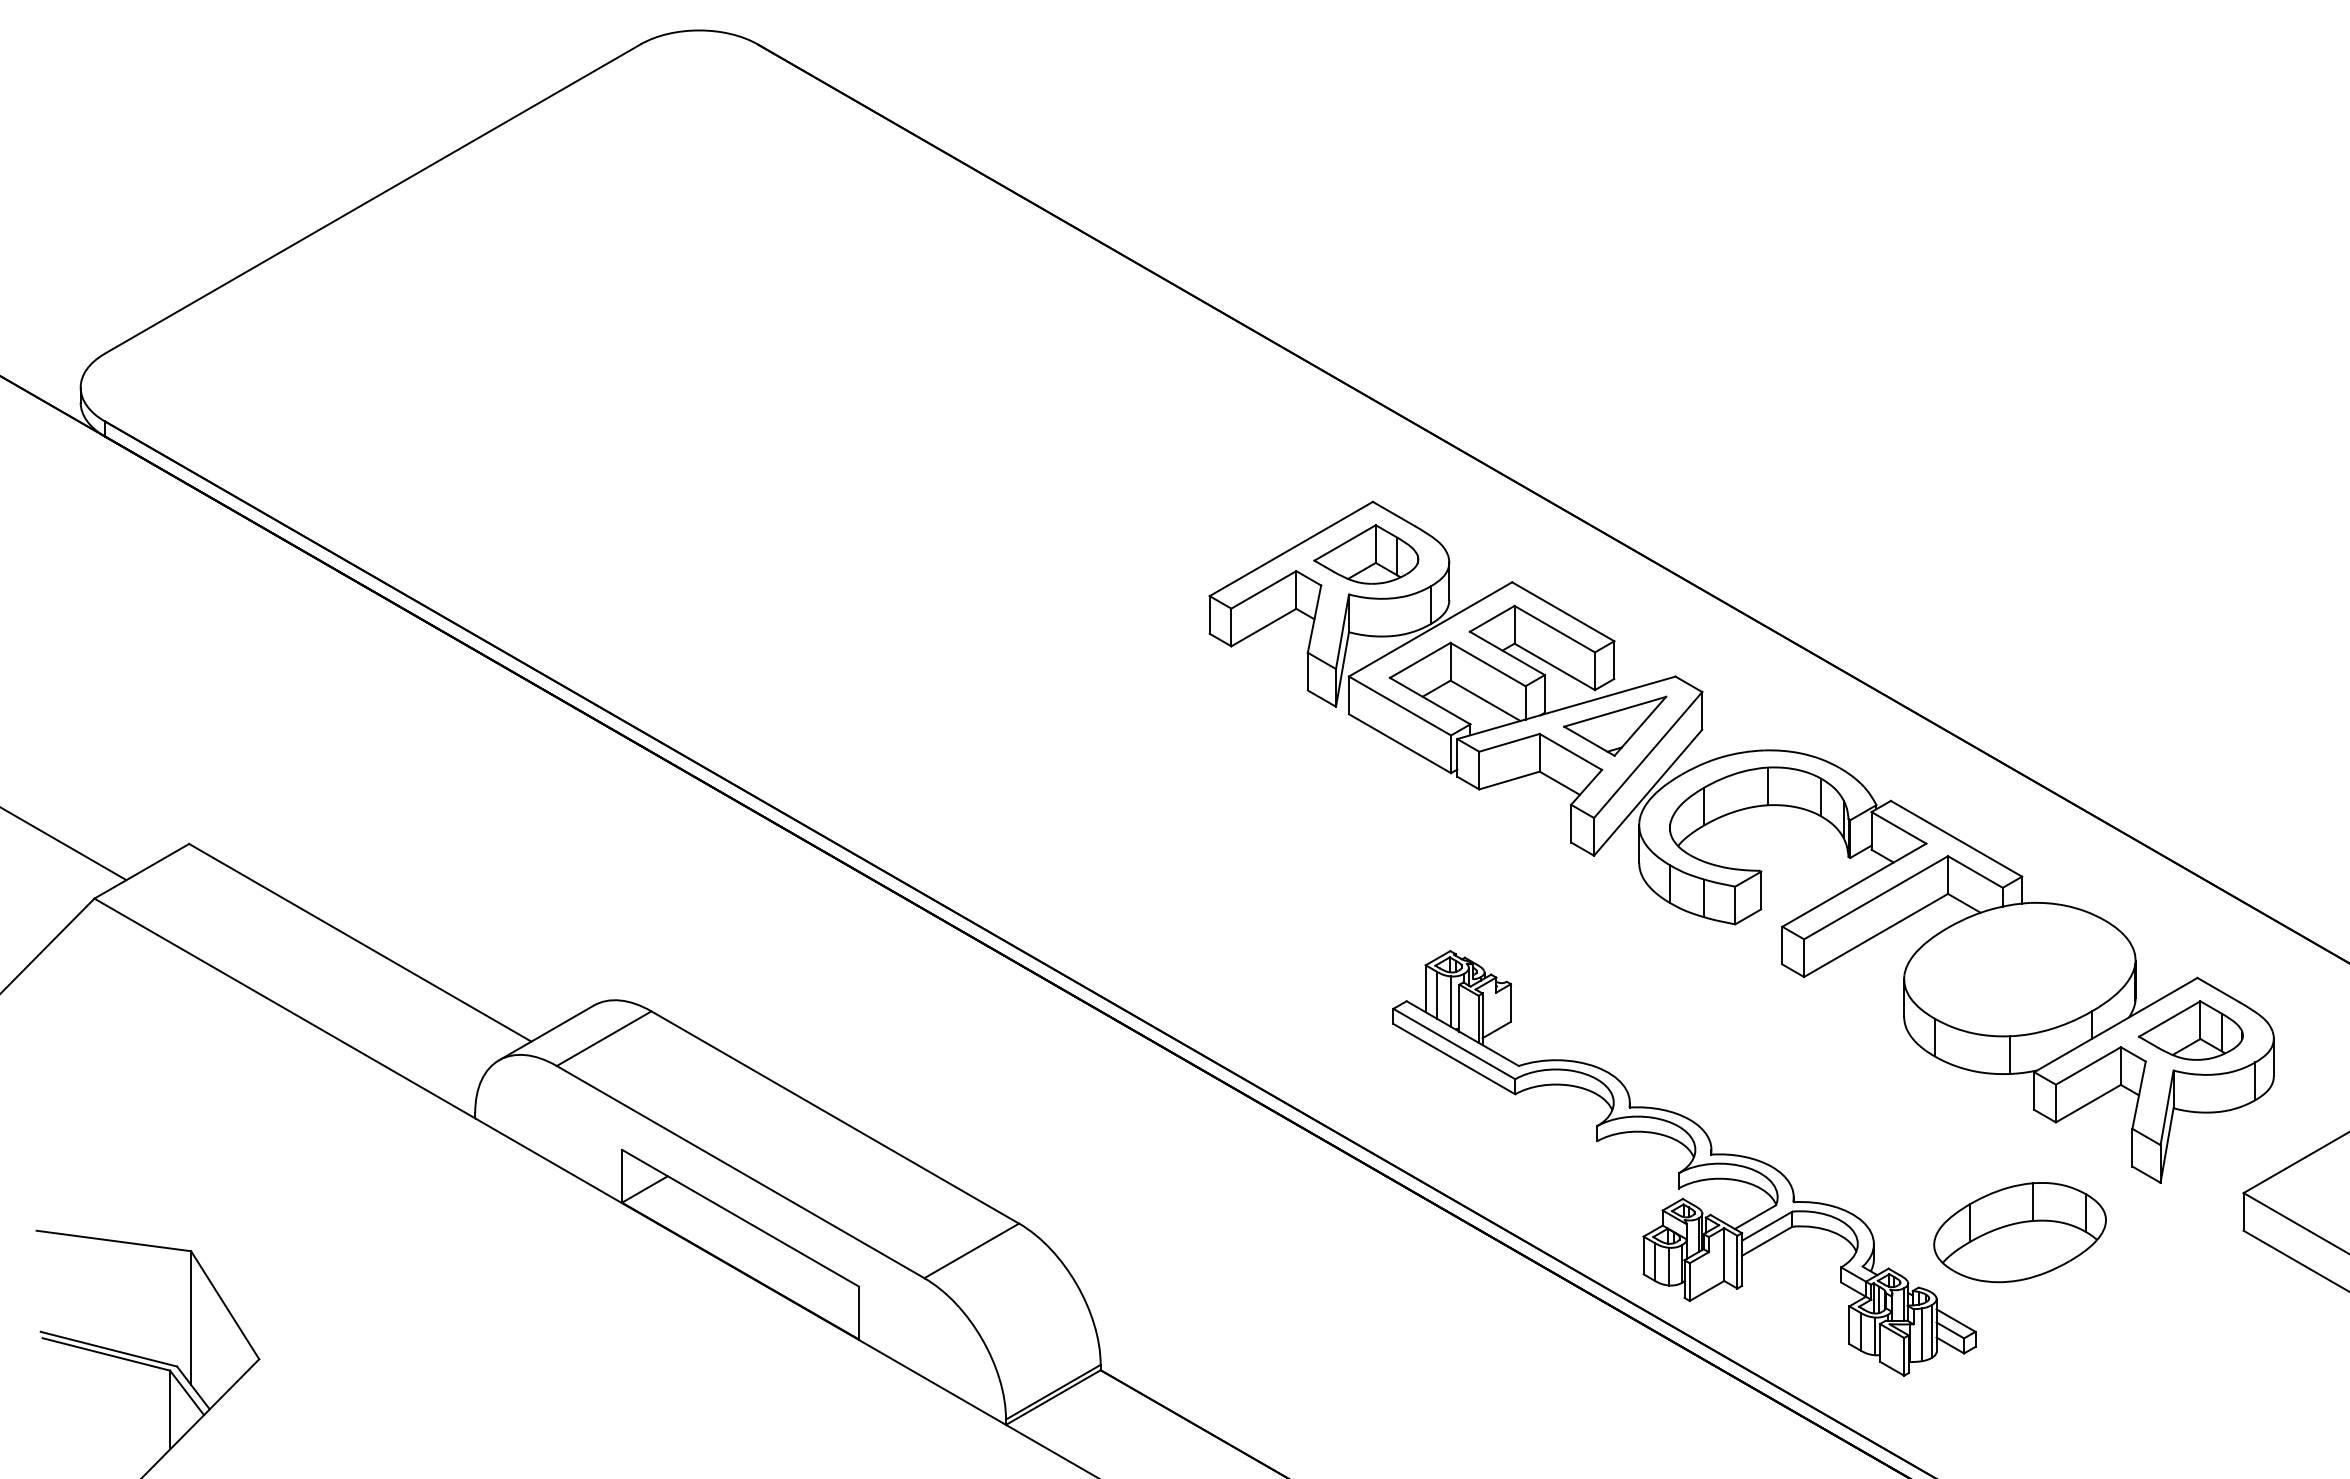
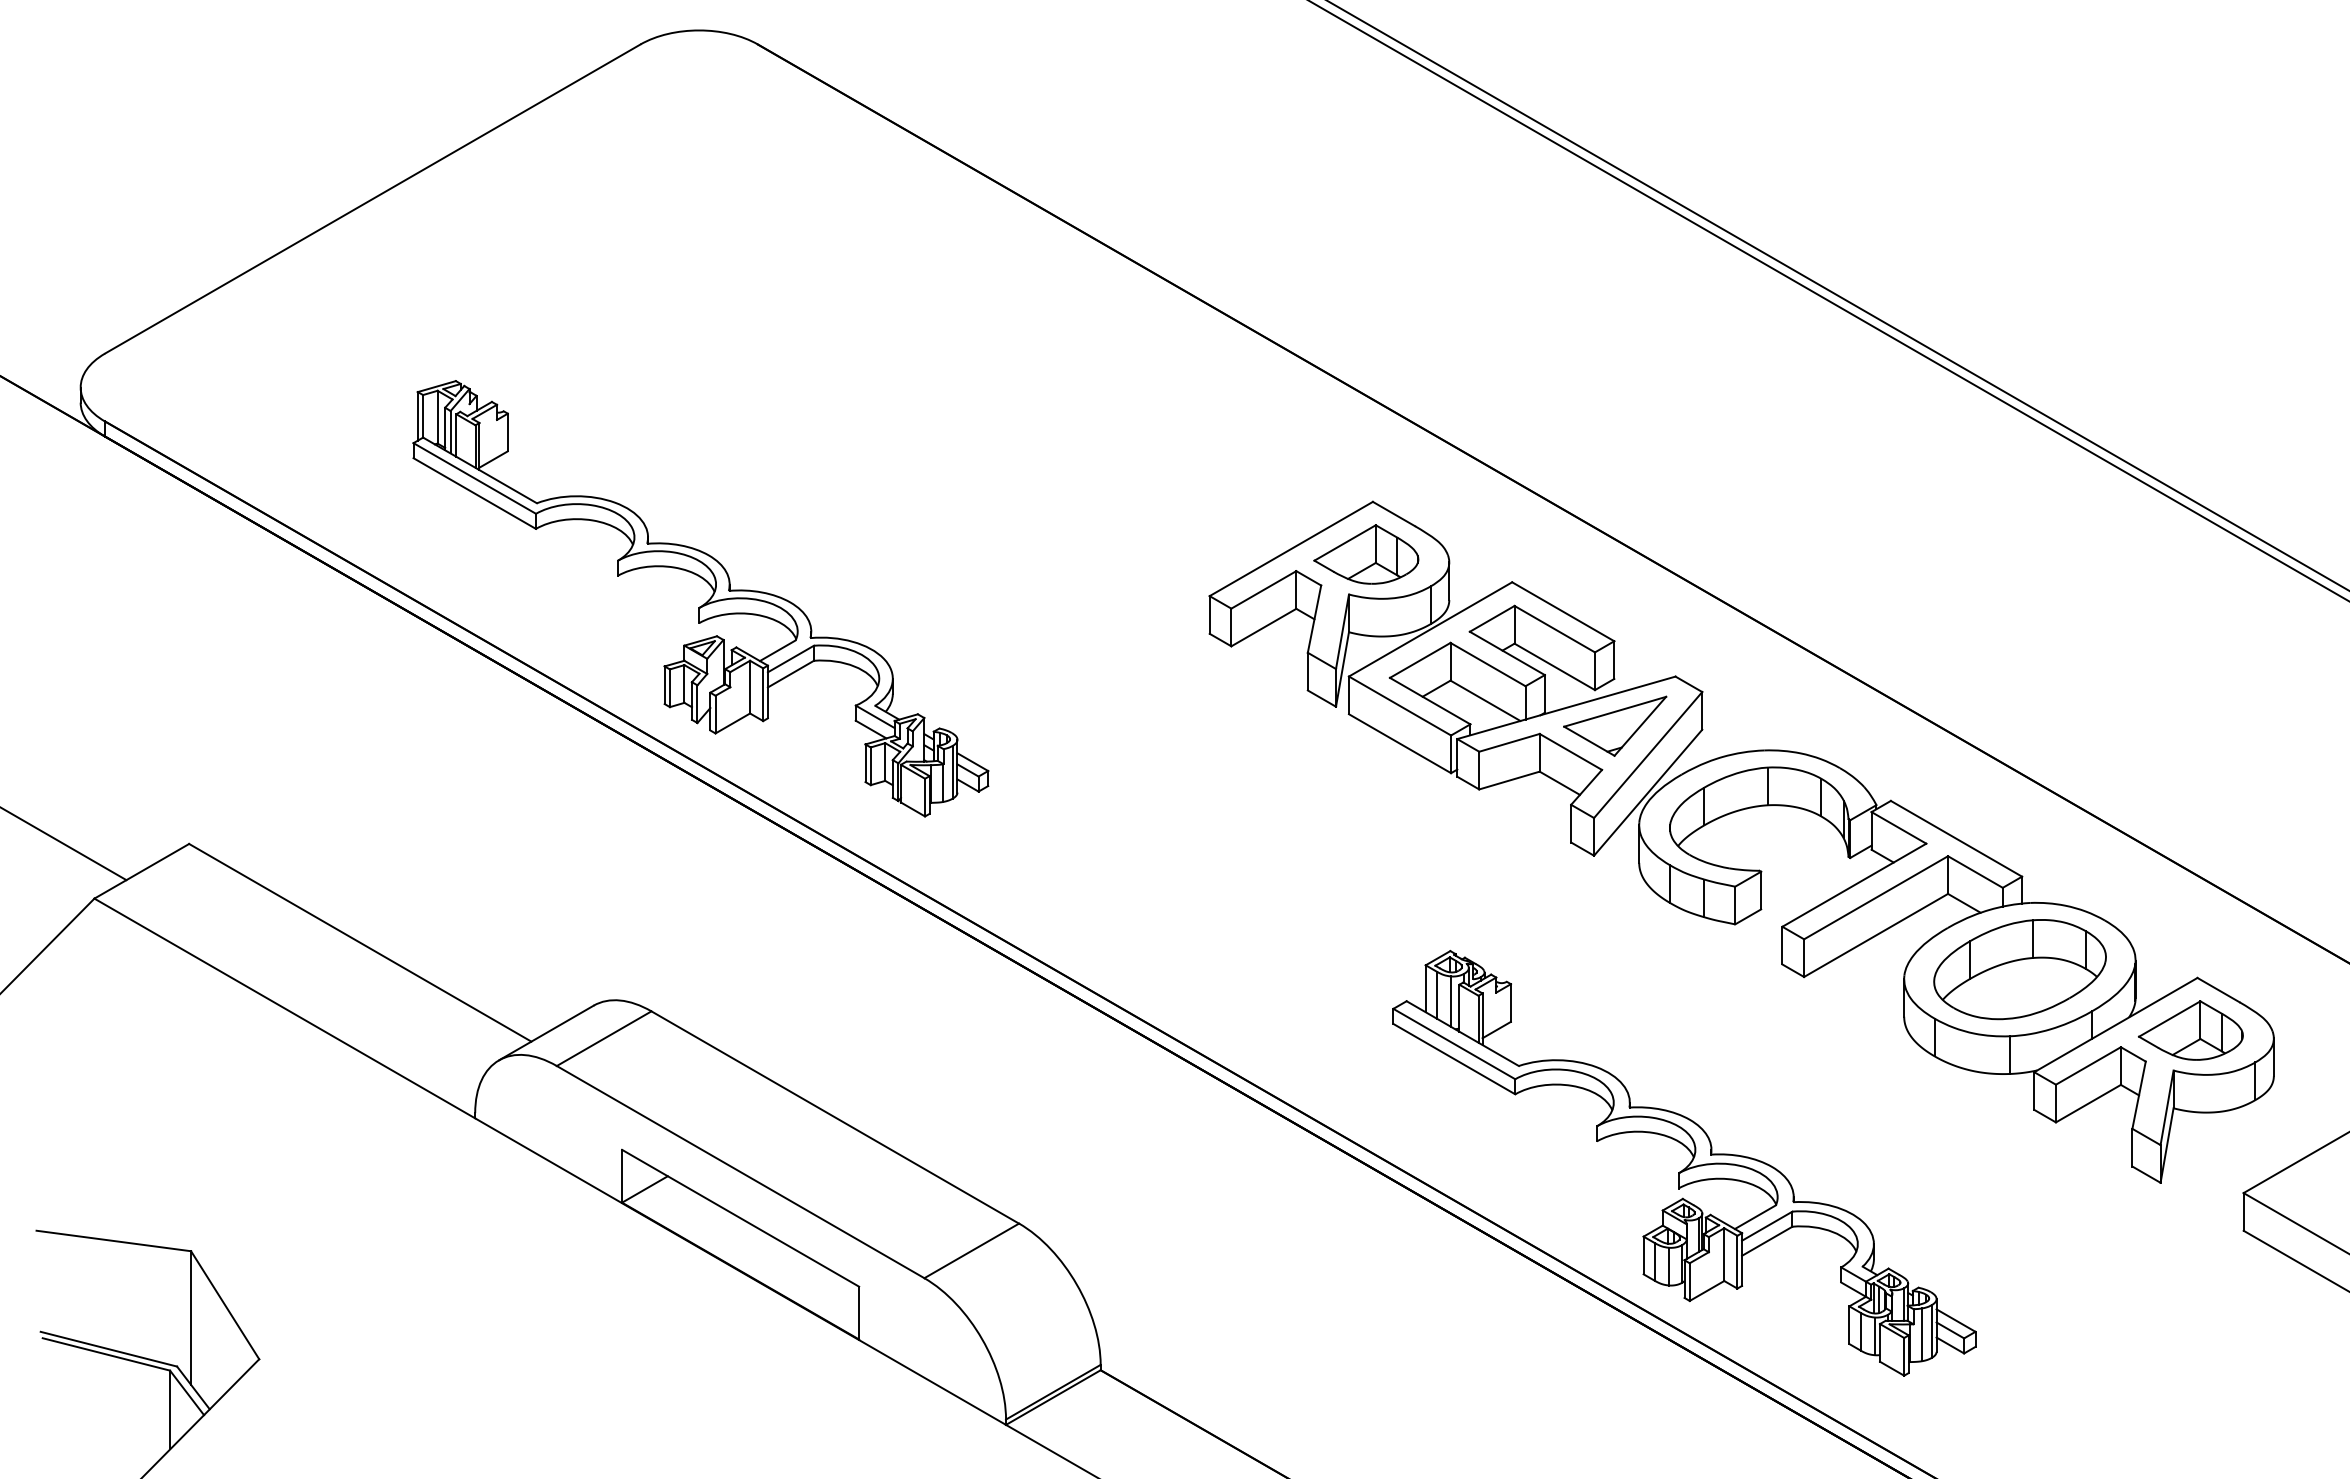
line: none -> present (1837, 295)
line: none -> present (1828, 301)
part: none -> present (702, 604)
part position: (2019, 1232) -> (2019, 969) (2019, 969)
